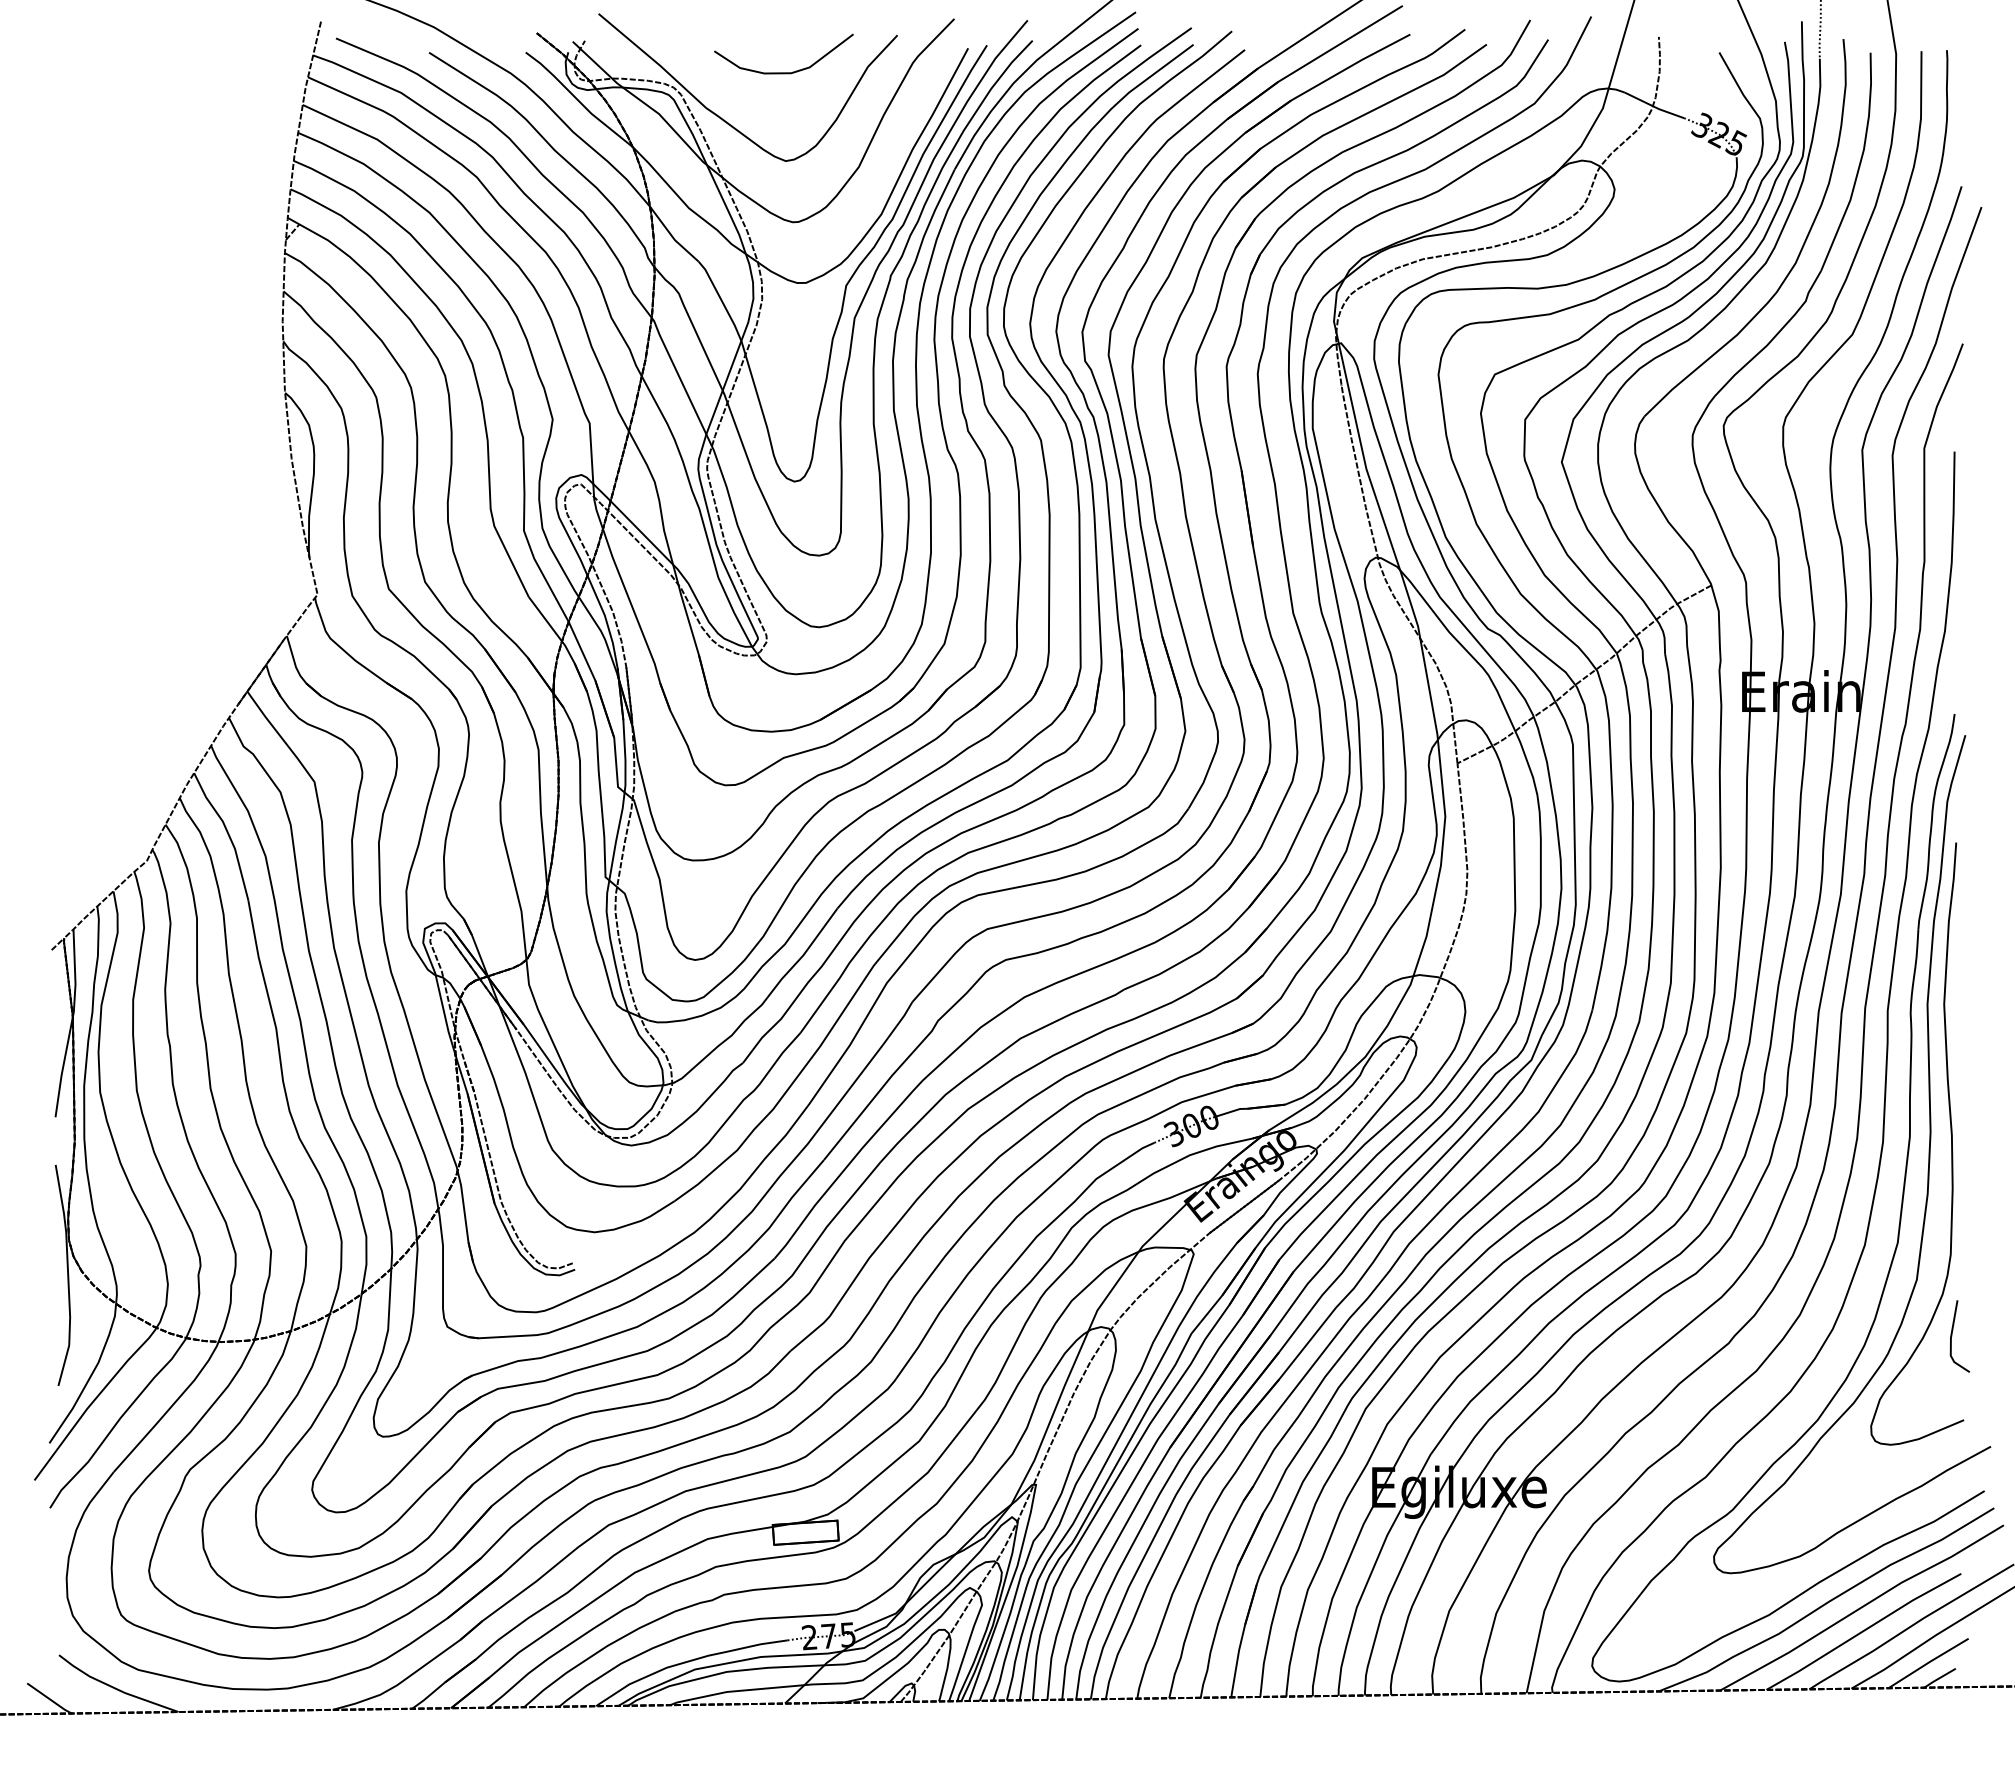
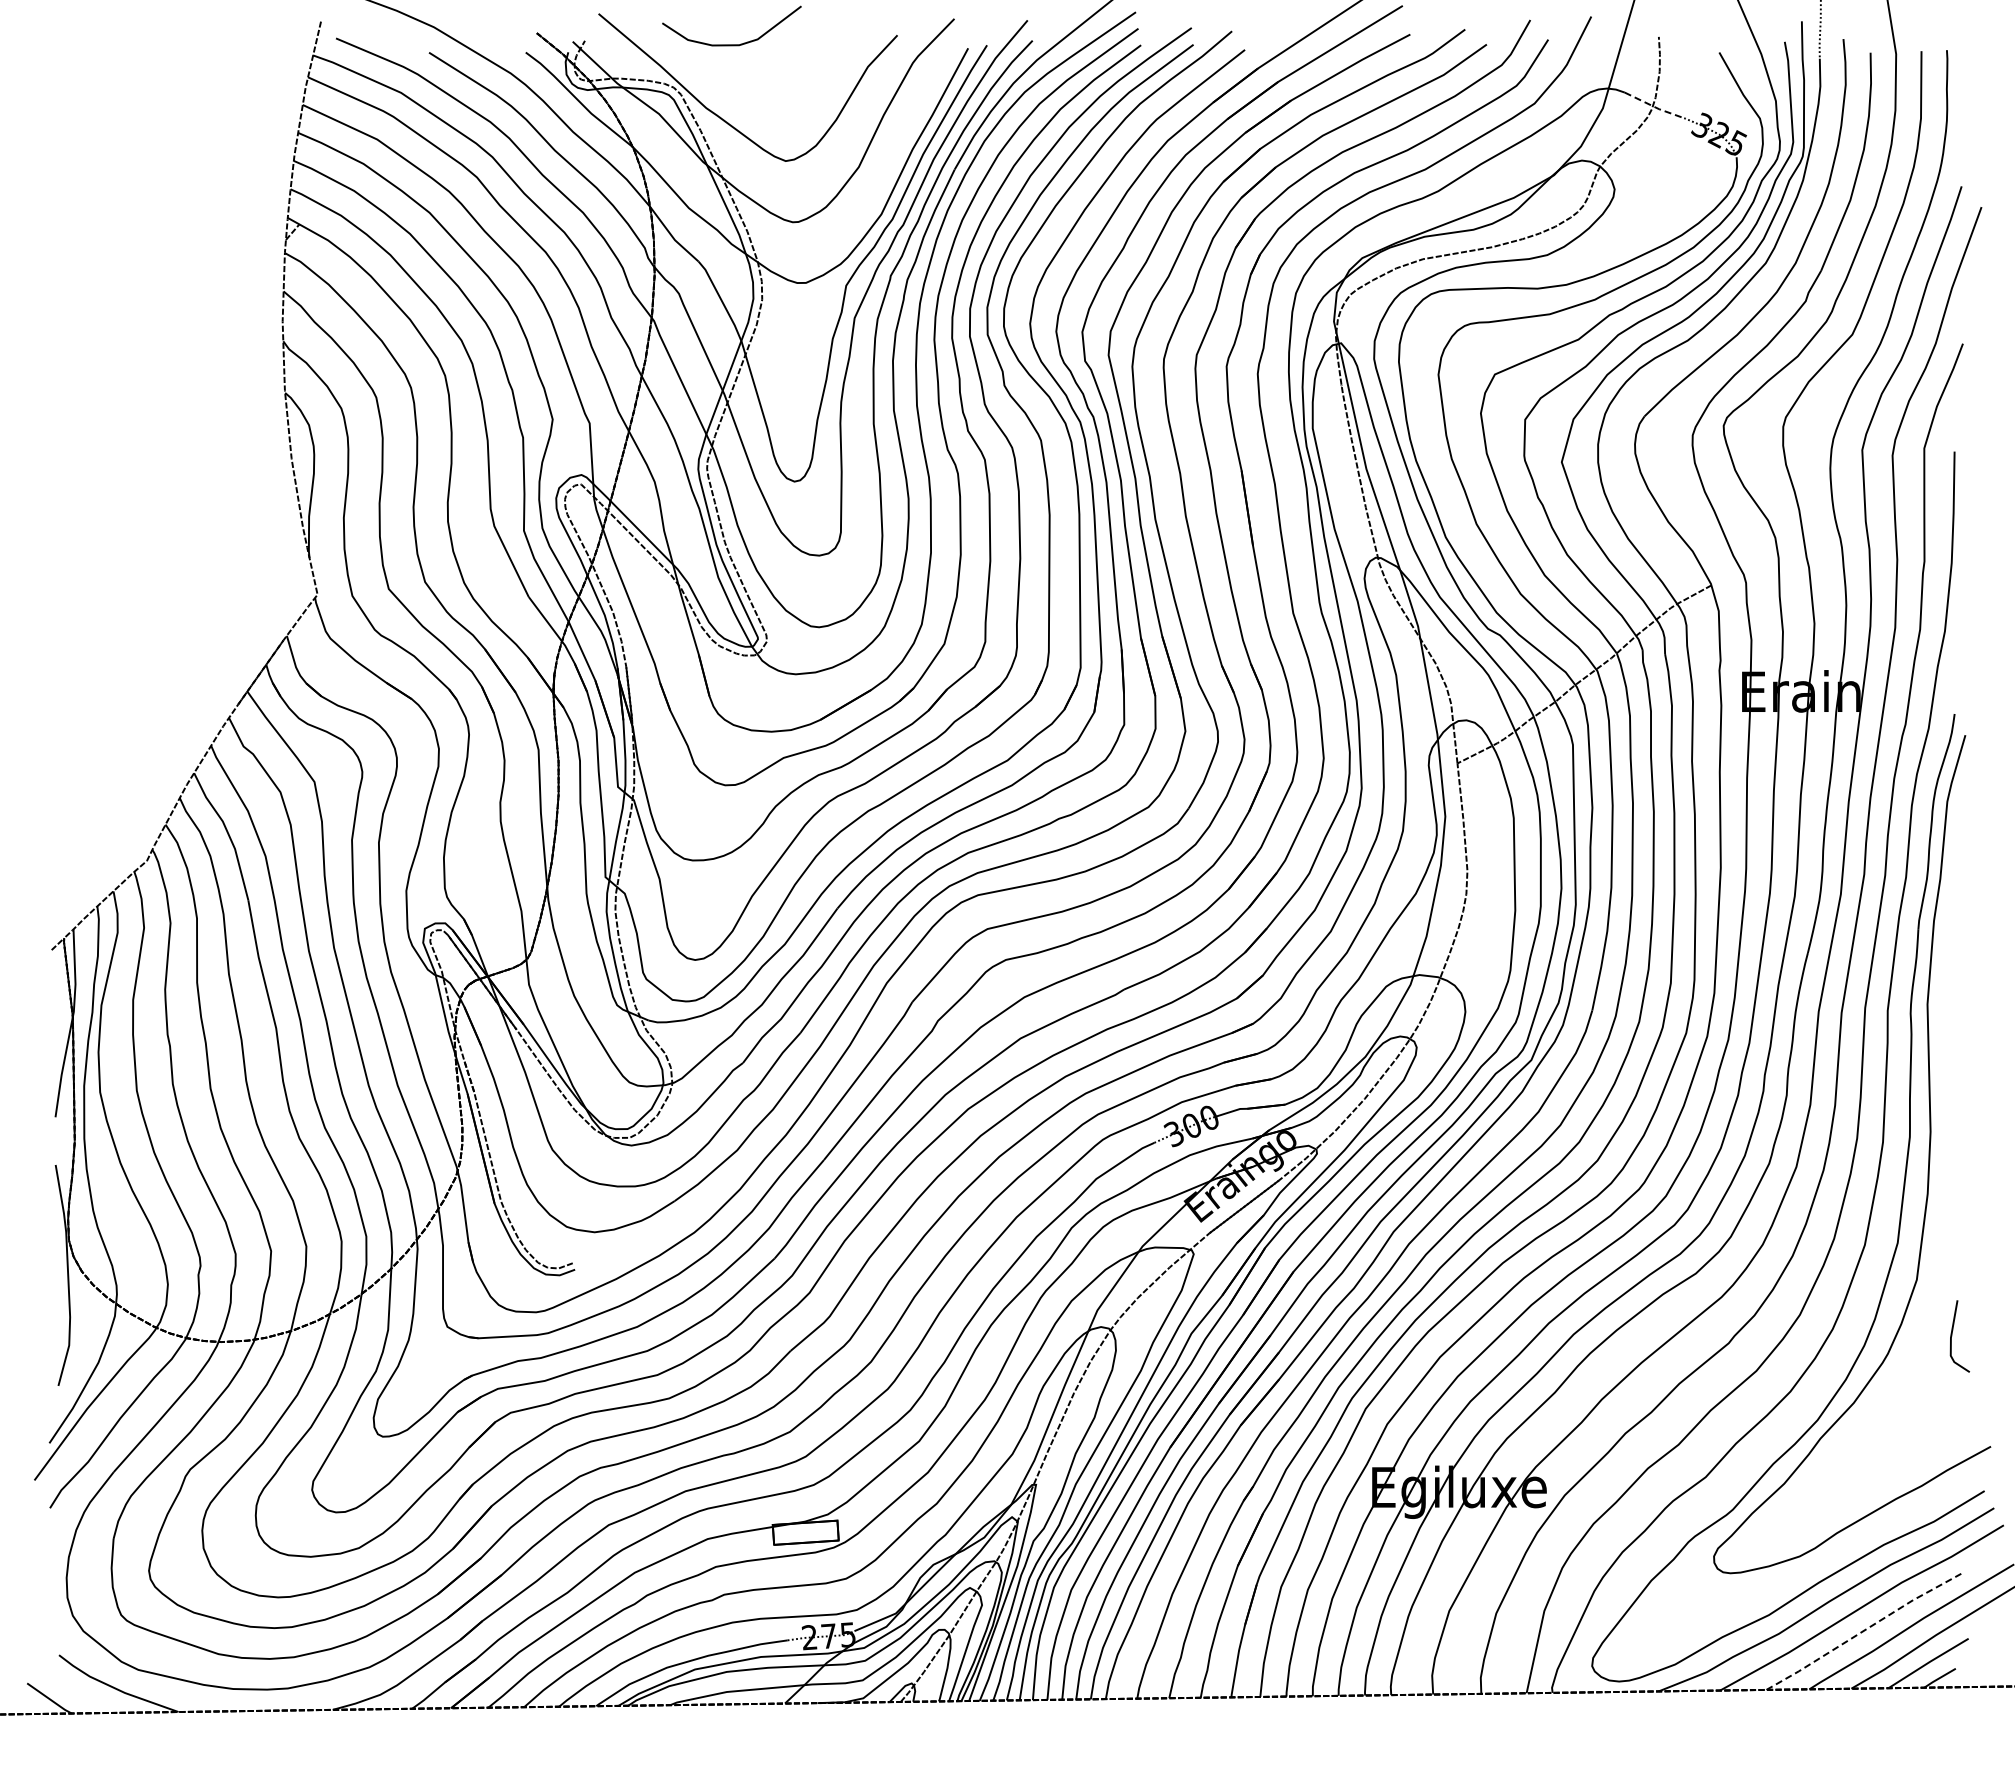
curve position: (783, 72) -> (731, 44) (731, 44)
line: solid -> dashed (1654, 107)
curve: present -> none (1951, 1143)
line: solid -> dashed (1863, 1630)
